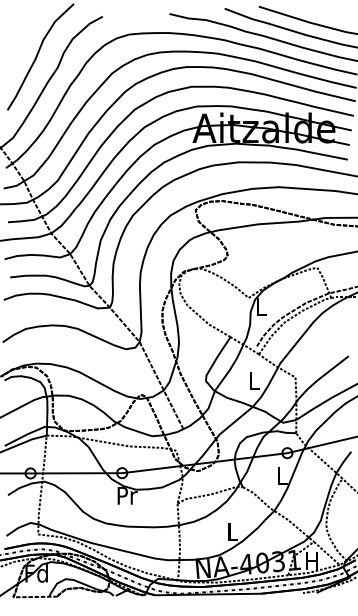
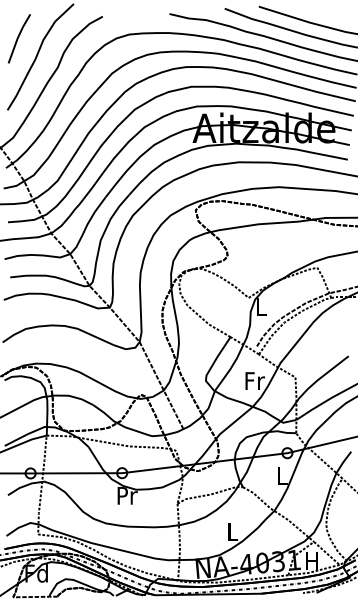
line: none -> present (18, 38)
text: L -> Fr (254, 380)
